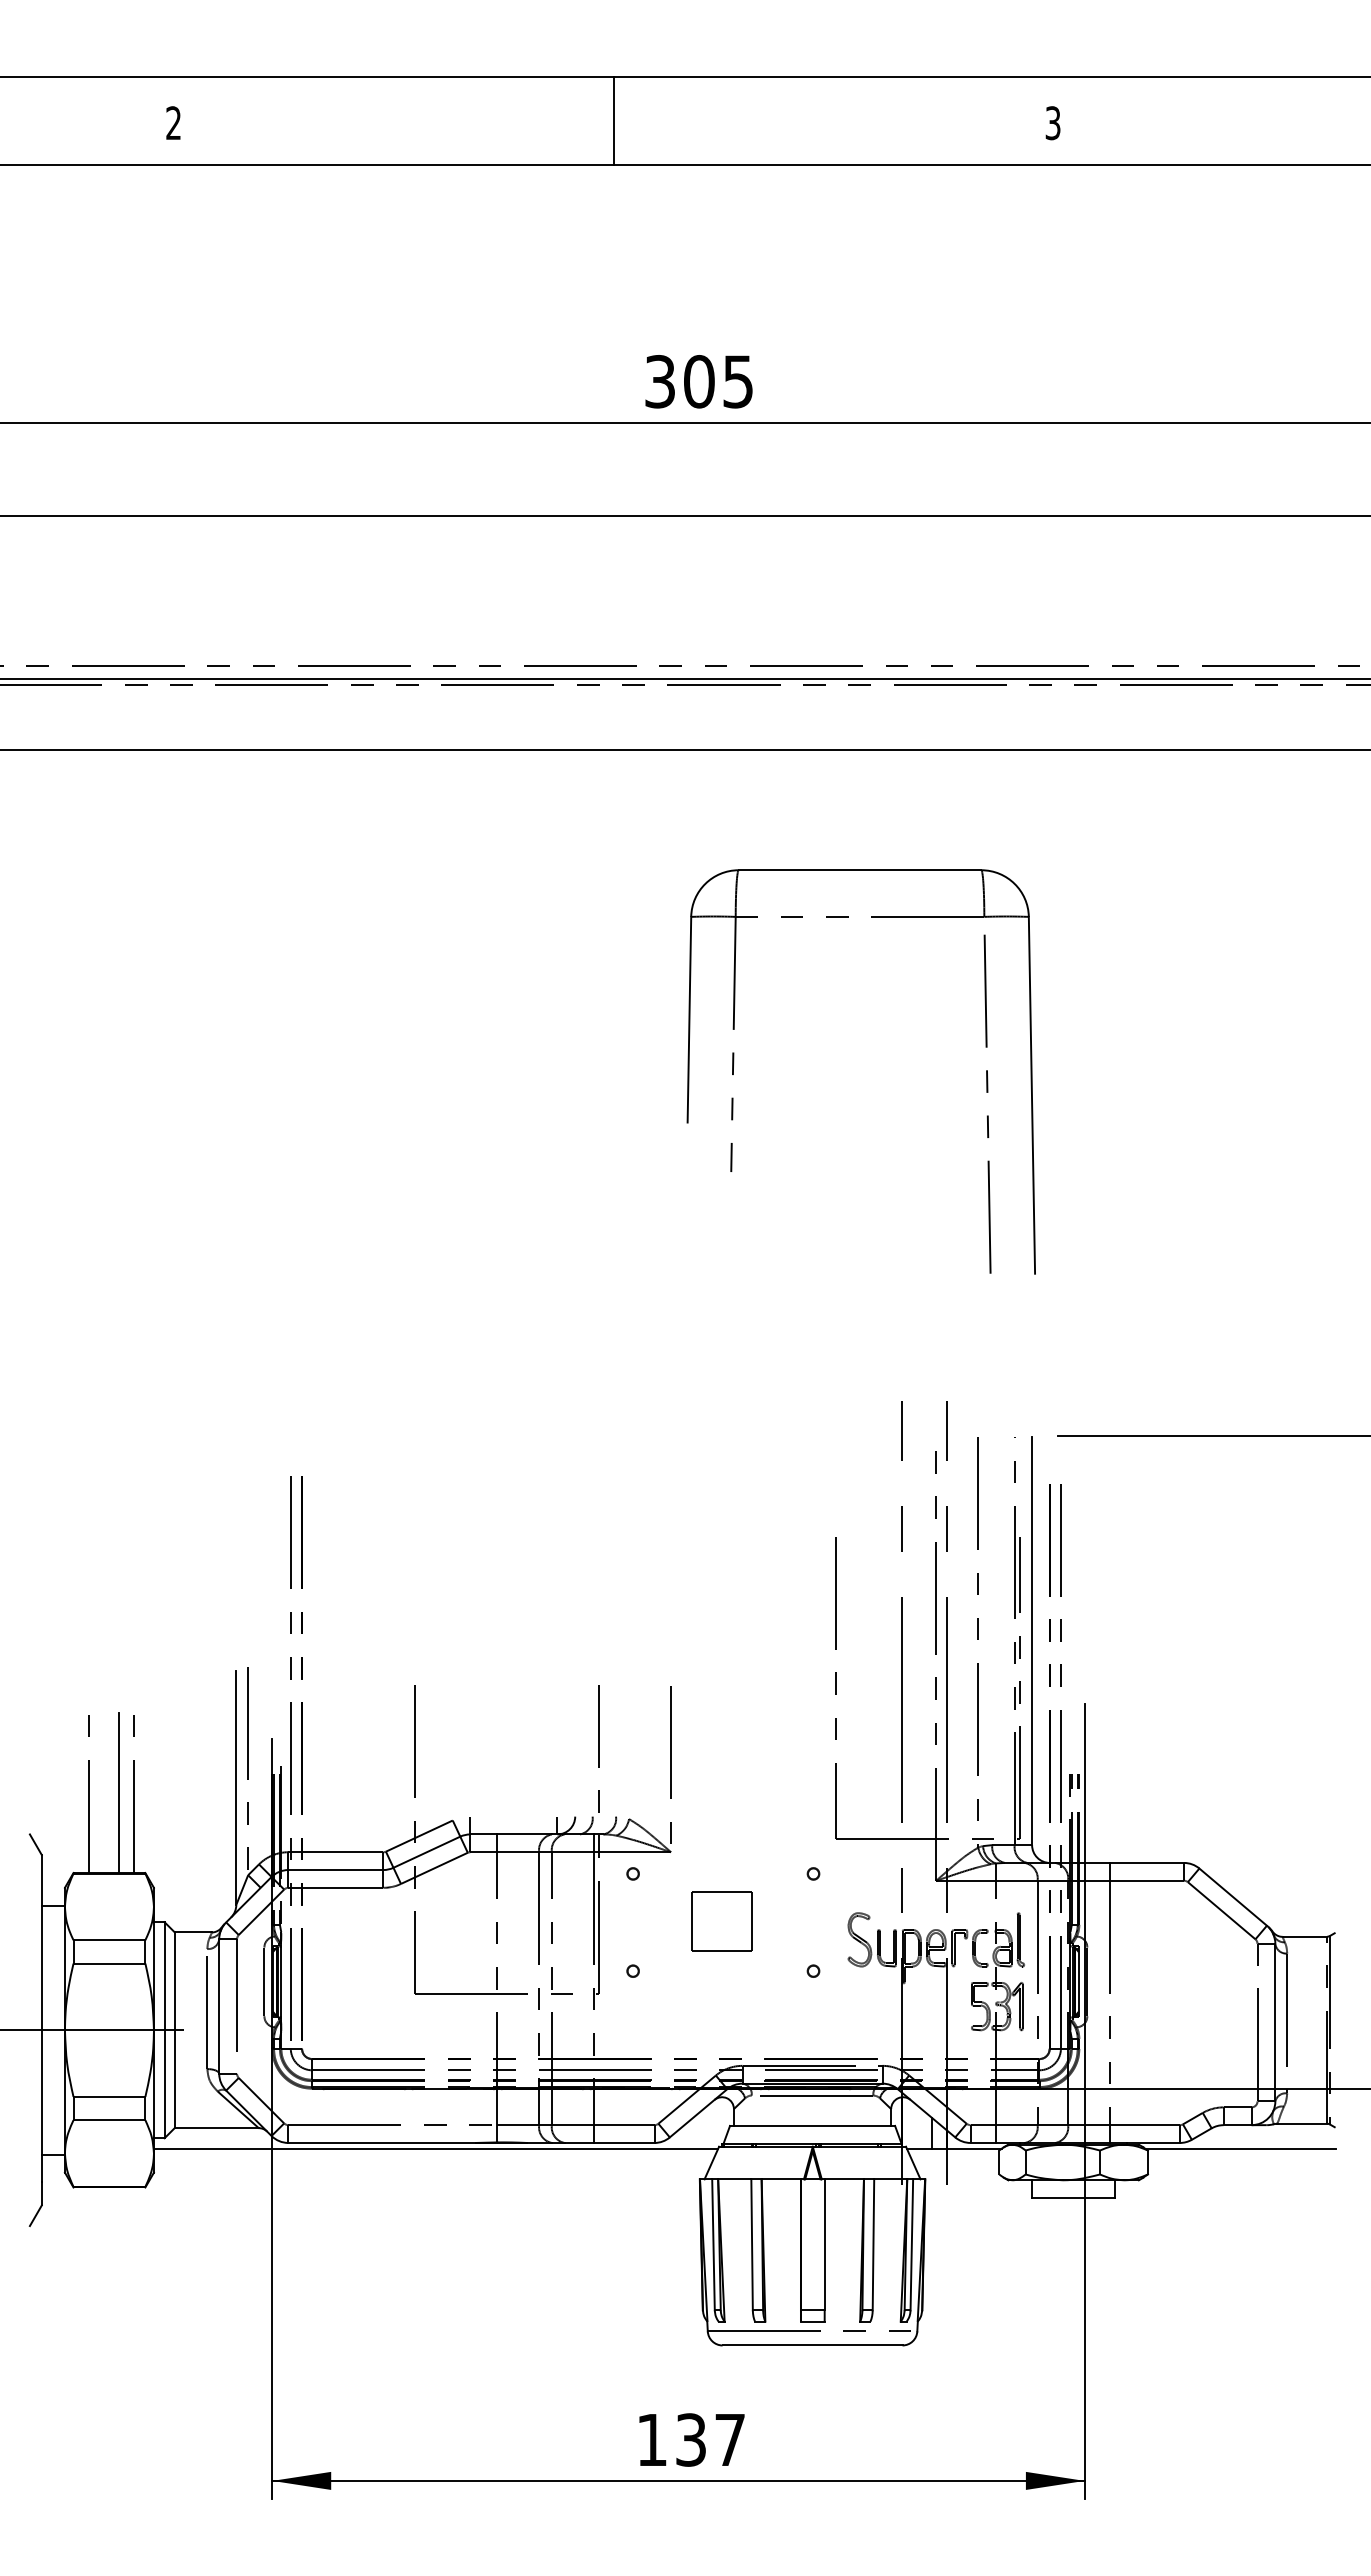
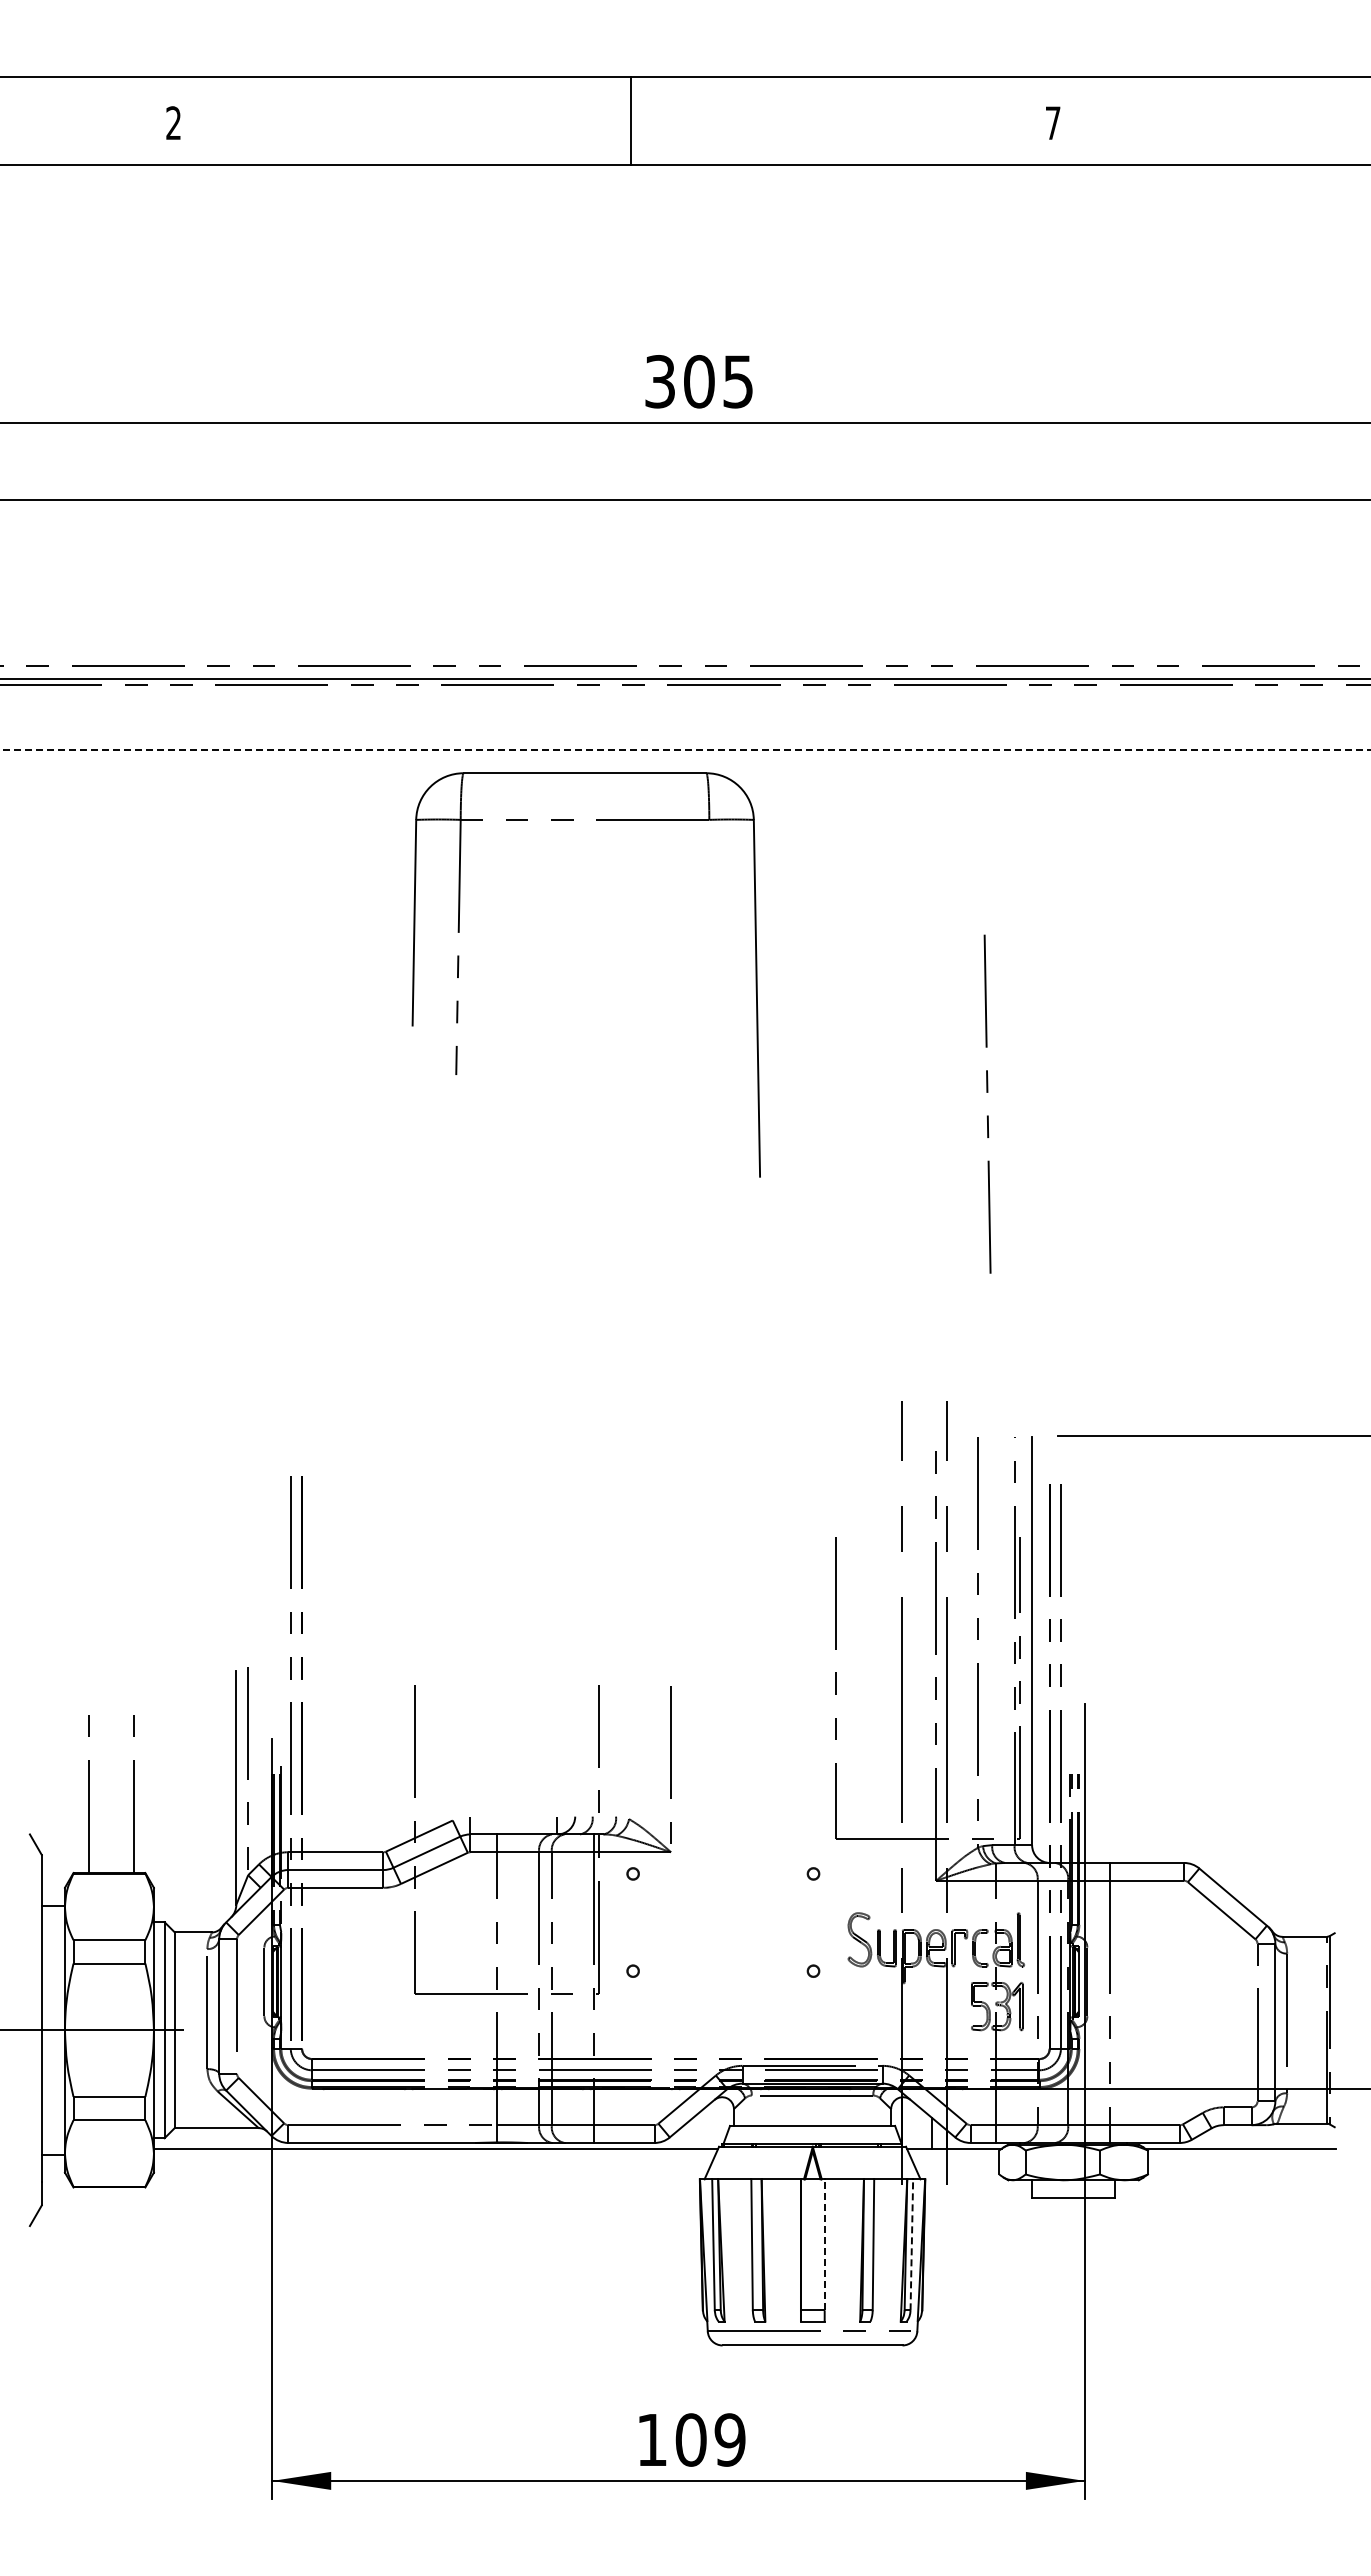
line position: (613, 121) -> (630, 121) (630, 121)
text: 3 -> 7 (1052, 123)
line position: (684, 516) -> (684, 500) (684, 500)
line: solid -> dashed (685, 749)
part position: (734, 1062) -> (459, 965) (459, 965)
line: present -> none (118, 1792)
part: present -> none (721, 1921)
line: solid -> dashed (824, 2244)
line: solid -> dashed (911, 2244)
text: 137 -> 109 (710, 2439)
